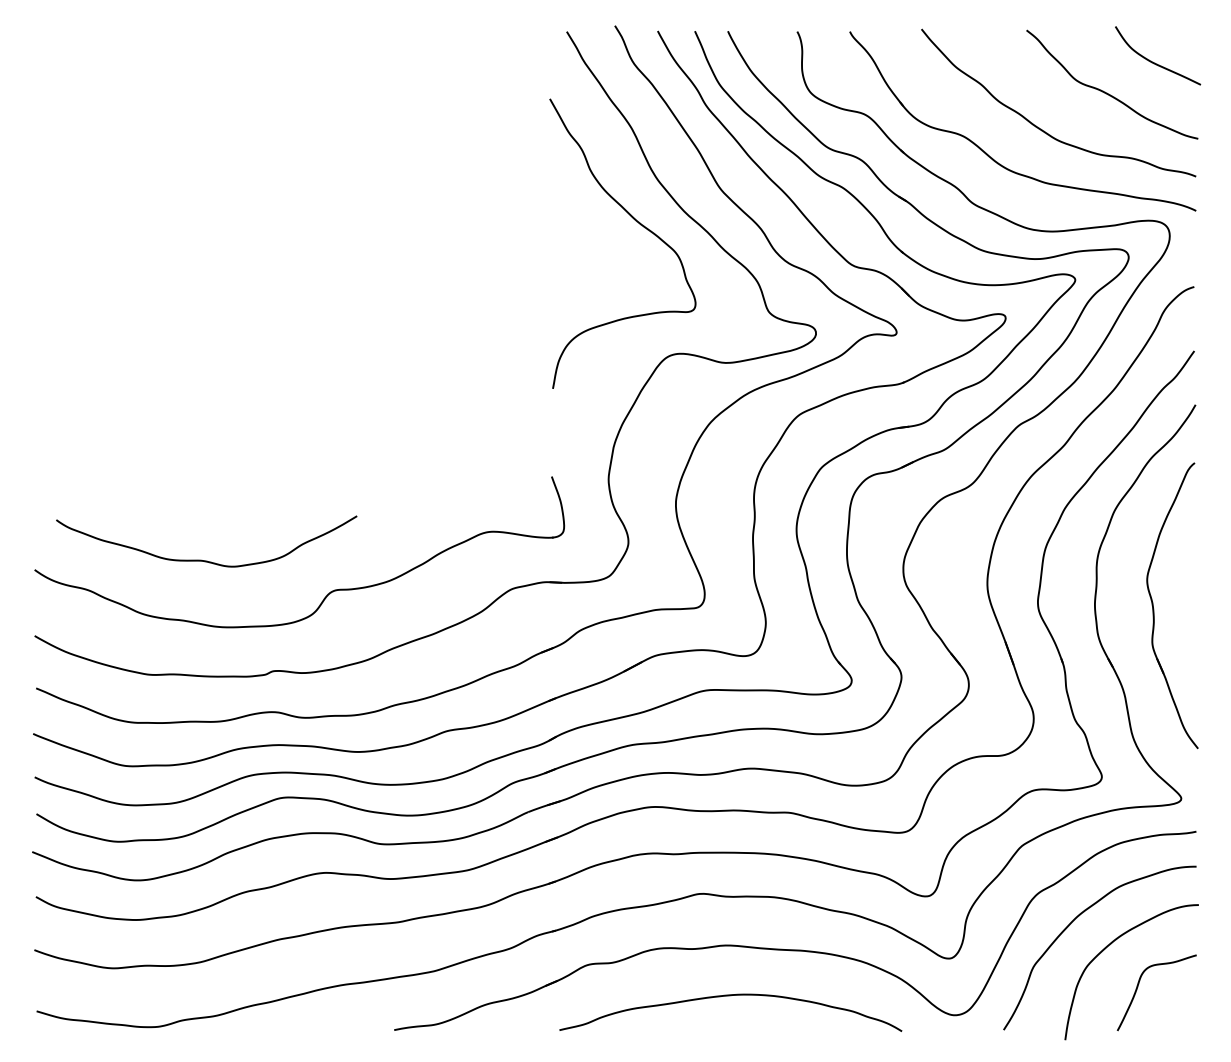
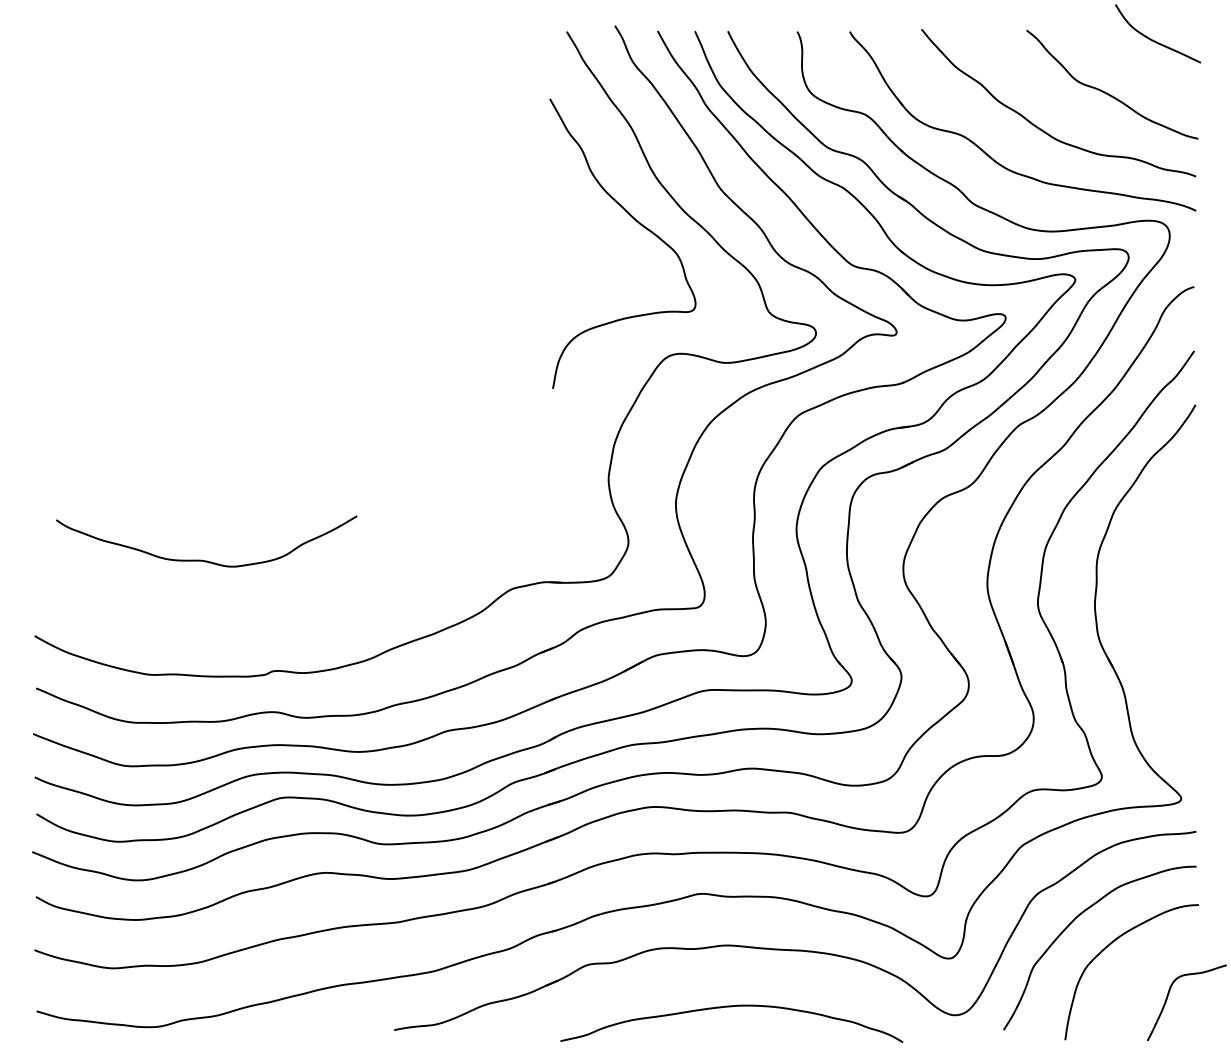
curve position: (1154, 62) -> (1154, 40) (1154, 40)
part: present -> none (330, 591)
part: present -> none (1154, 609)
curve position: (1138, 987) -> (1168, 997) (1168, 997)
curve position: (730, 996) -> (731, 1007) (731, 1007)
